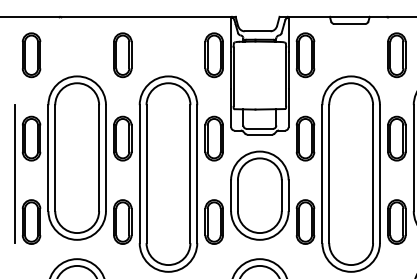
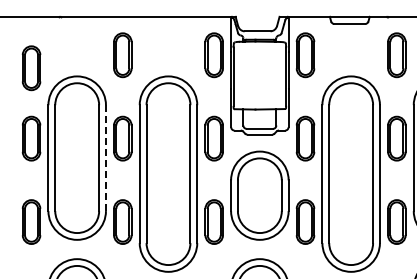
part position: (31, 55) -> (31, 68) (31, 68)
line: solid -> dashed (105, 158)
line: present -> none (14, 174)
